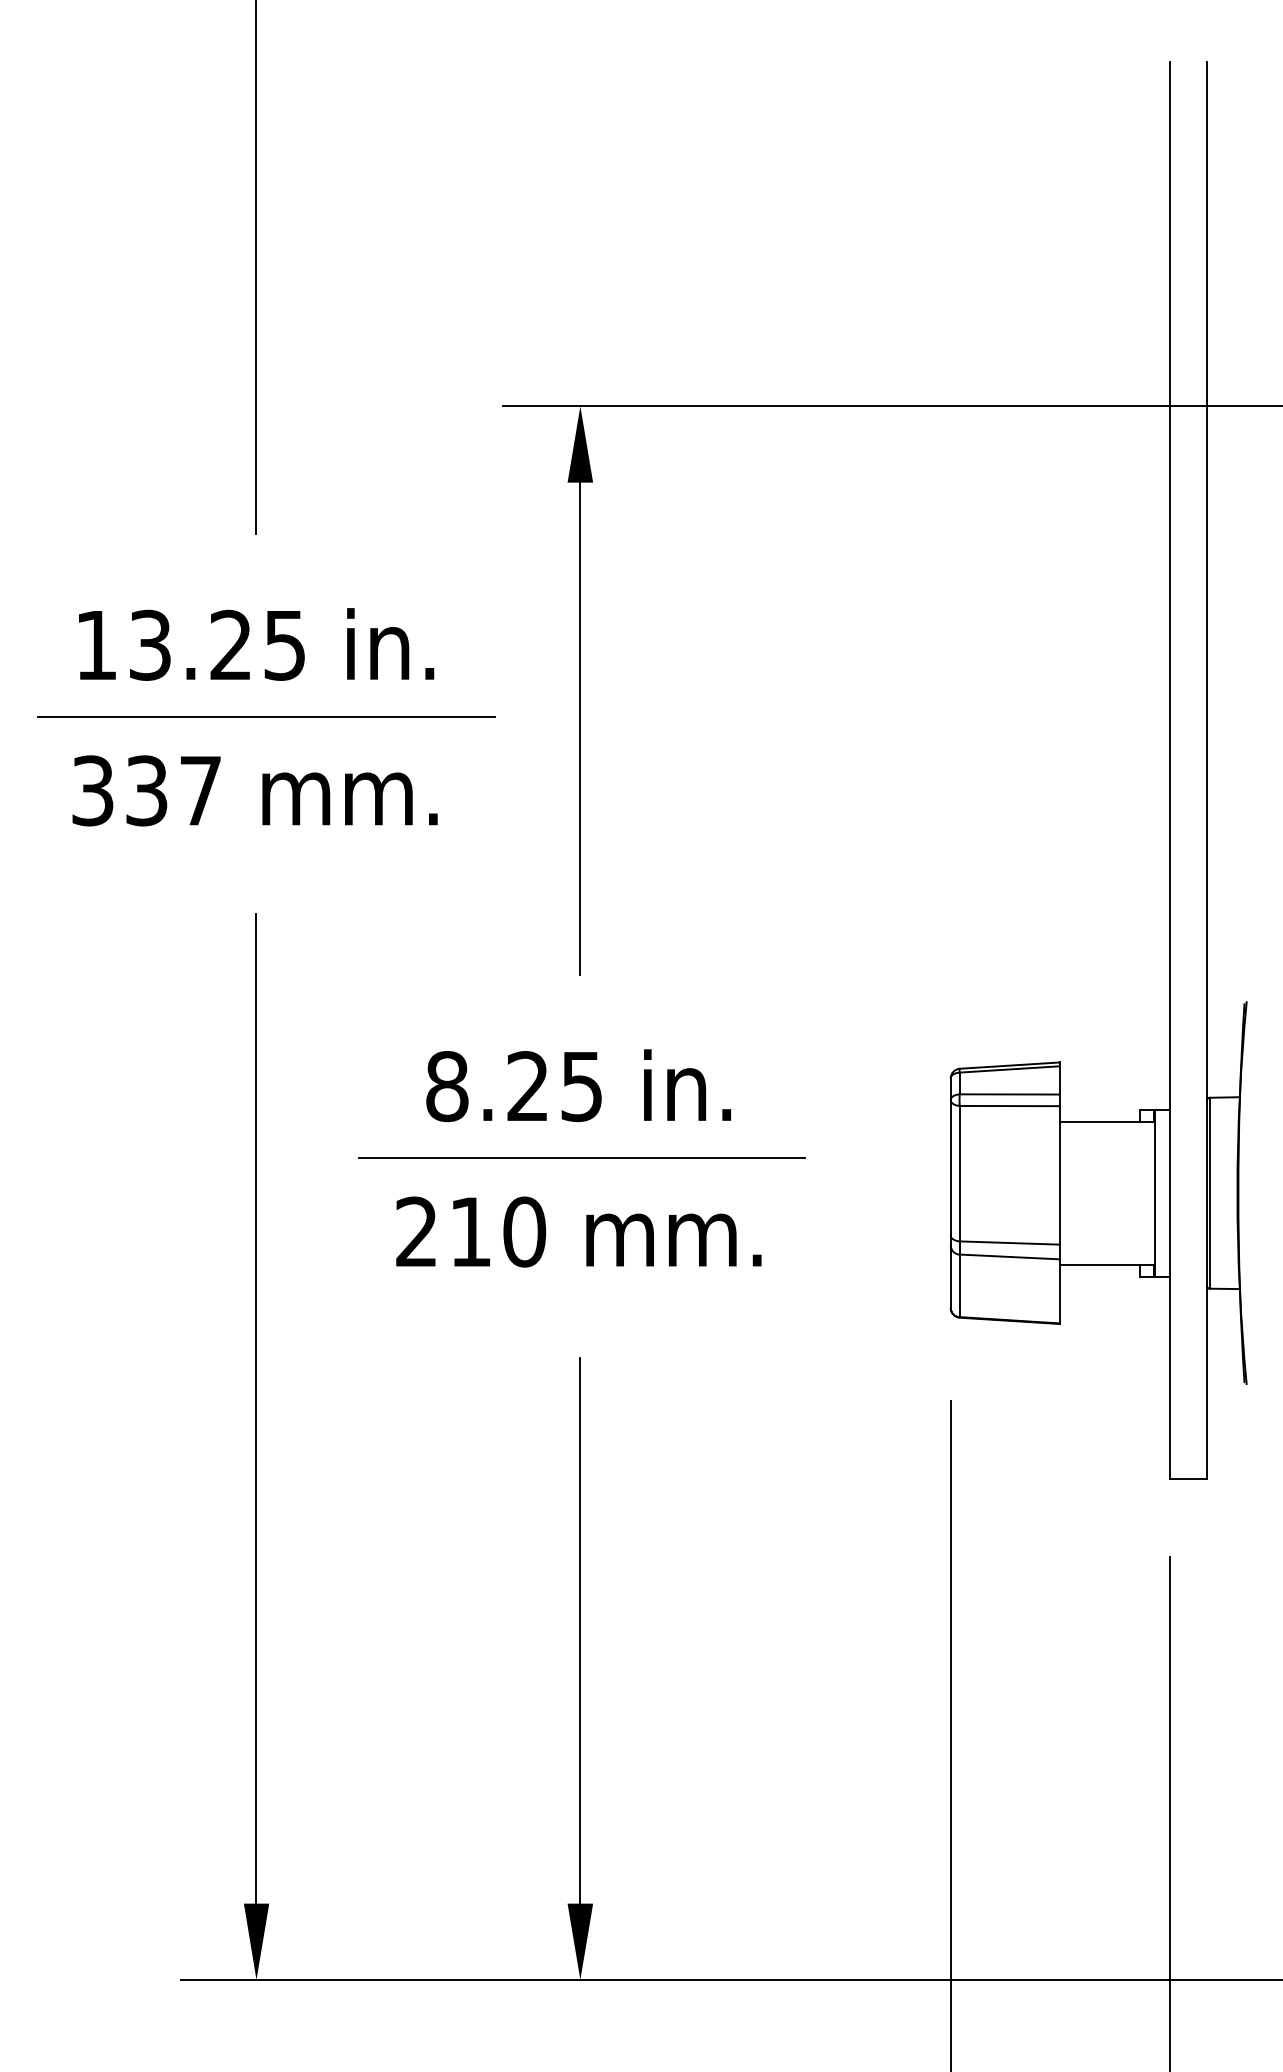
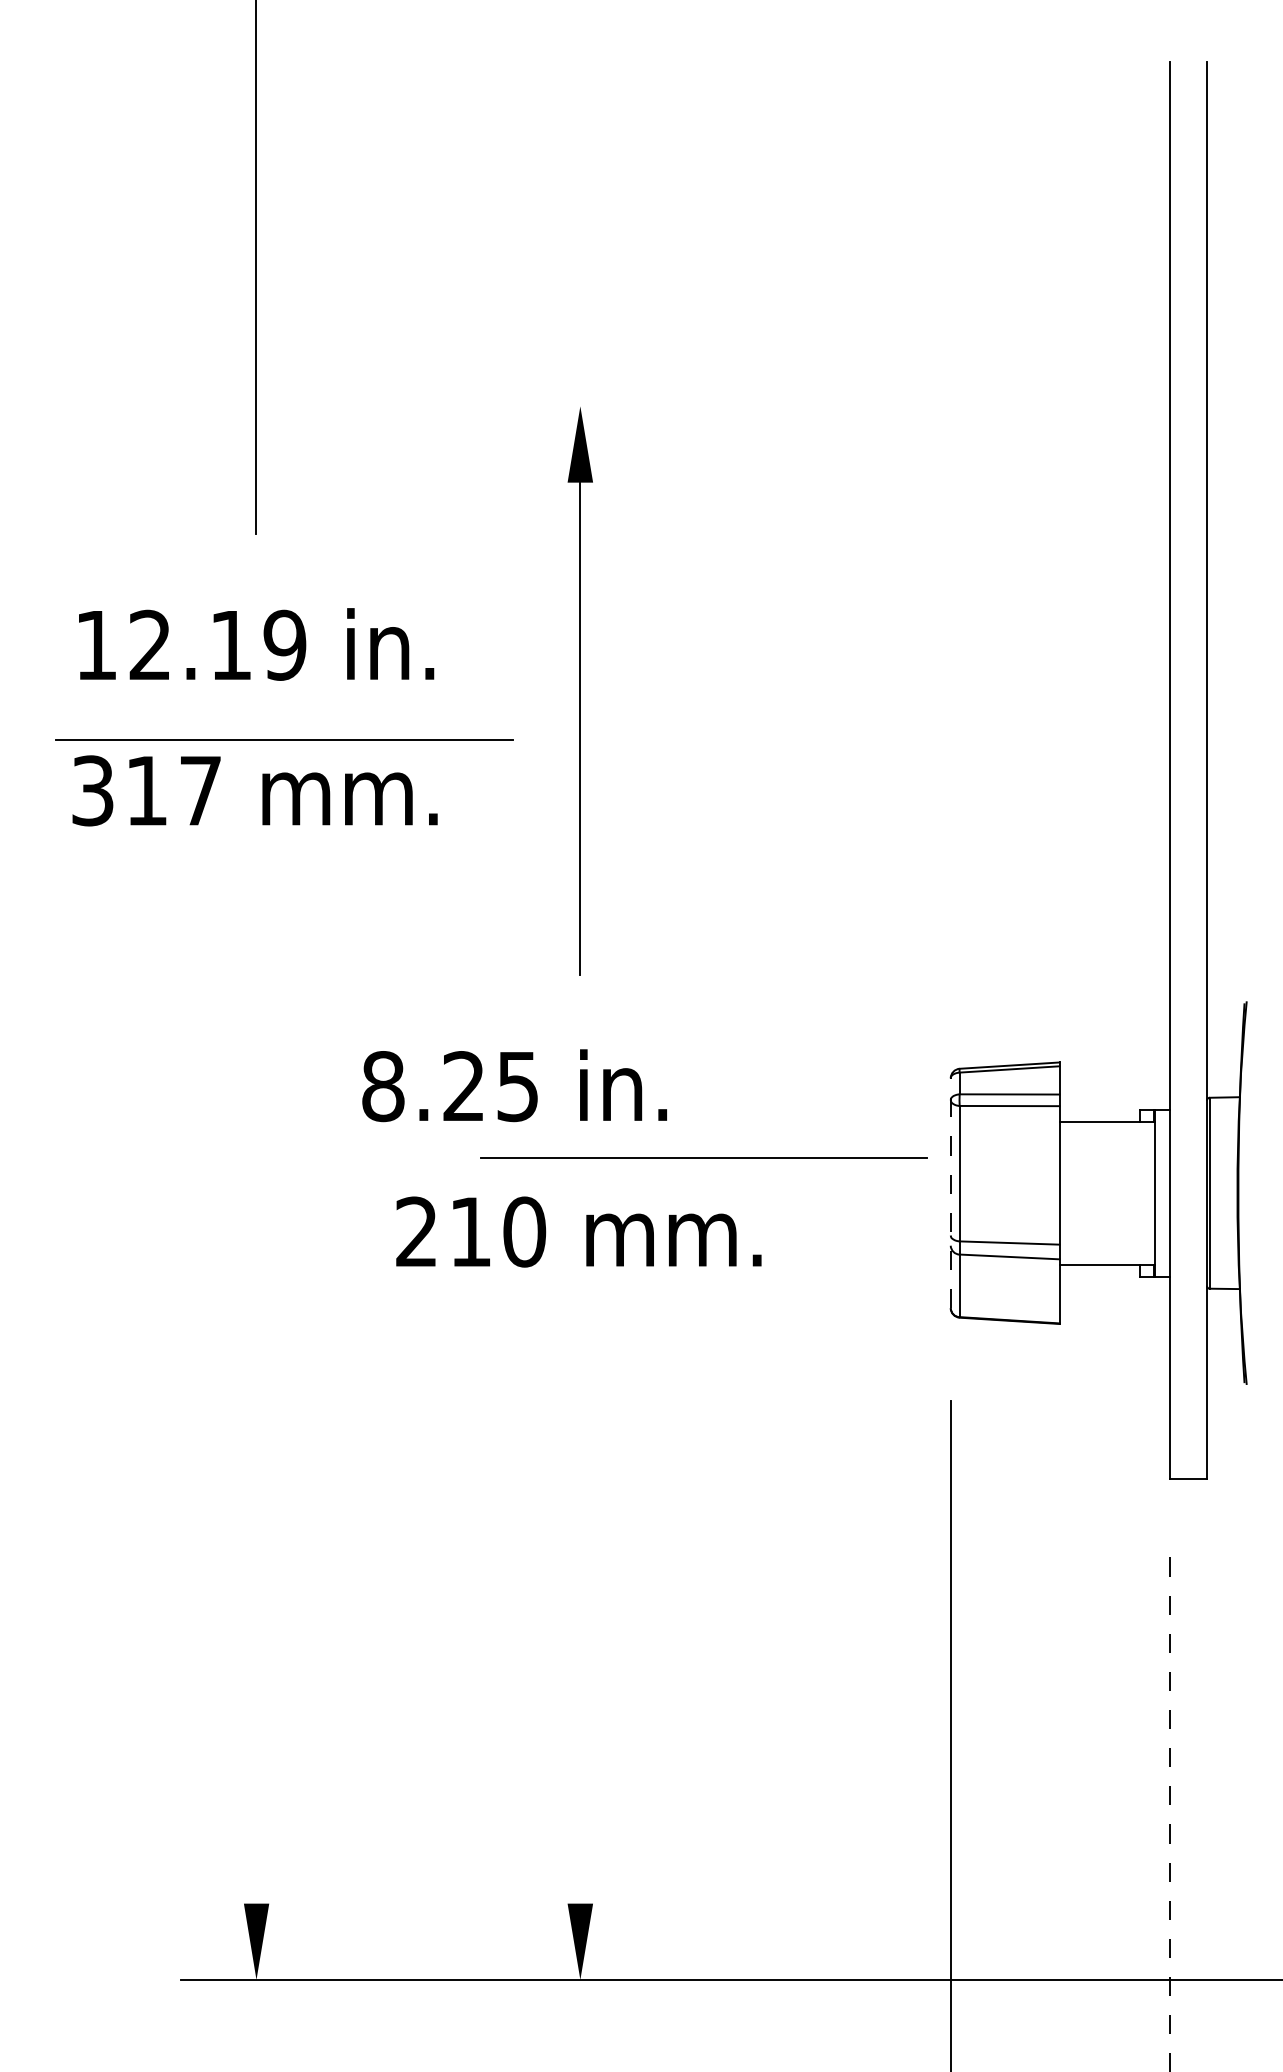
line: present -> none (890, 406)
text: 13.25 -> 12.19 (217, 644)
line position: (266, 716) -> (284, 739) (284, 739)
text: 337 -> 317 (146, 790)
text position: (578, 1085) -> (514, 1085) (514, 1085)
line position: (581, 1157) -> (703, 1157) (703, 1157)
line: solid -> dashed (950, 1193)
line: present -> none (256, 1408)
line: present -> none (580, 1630)
line: solid -> dashed (1169, 1814)
